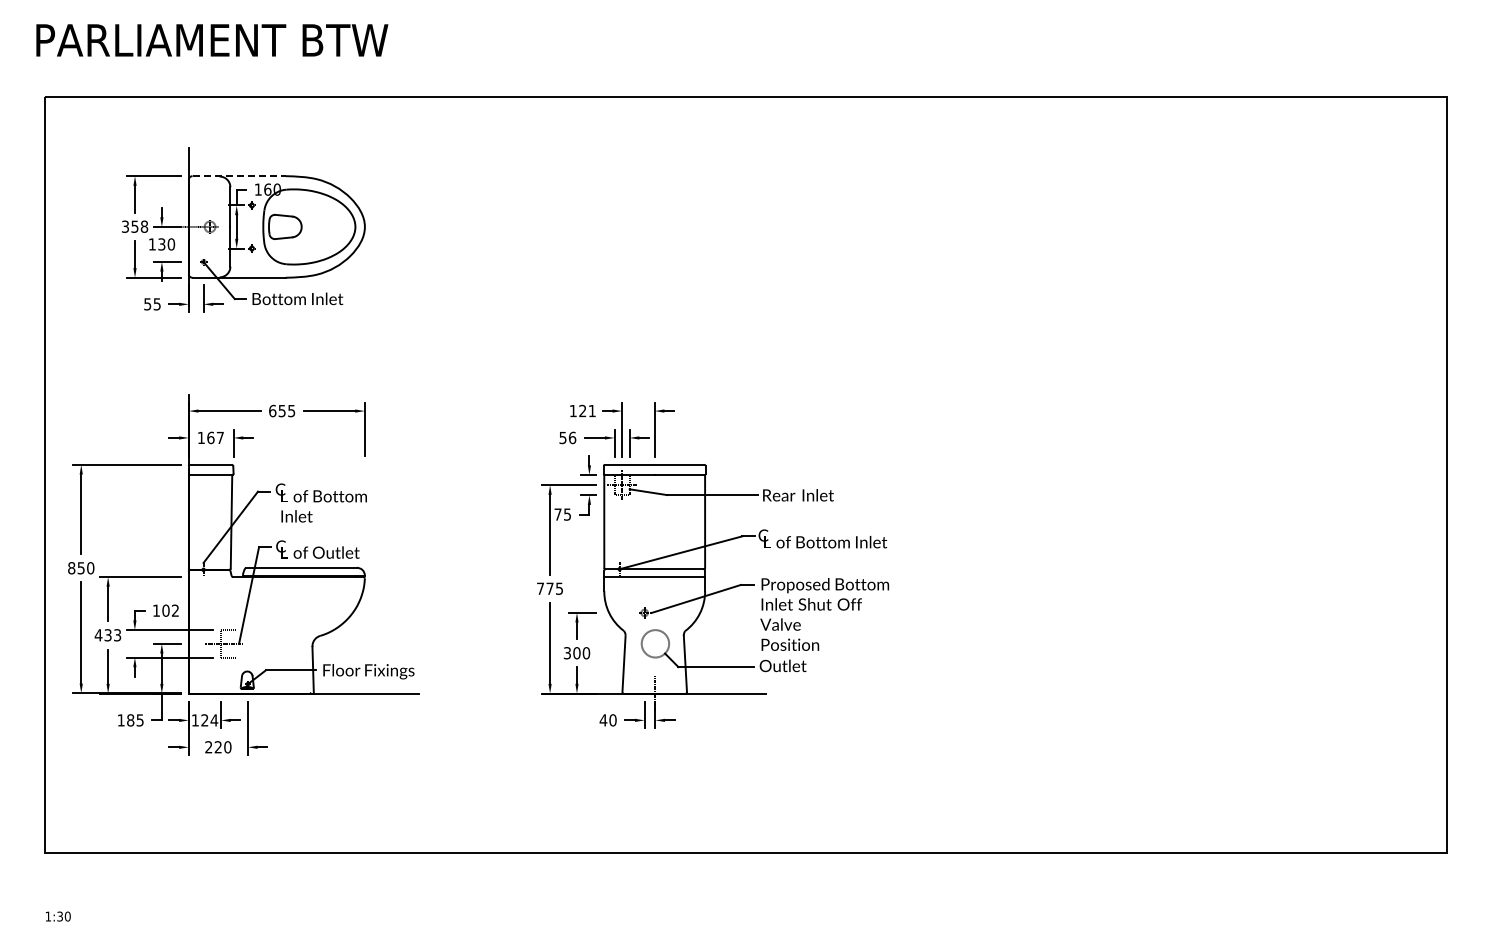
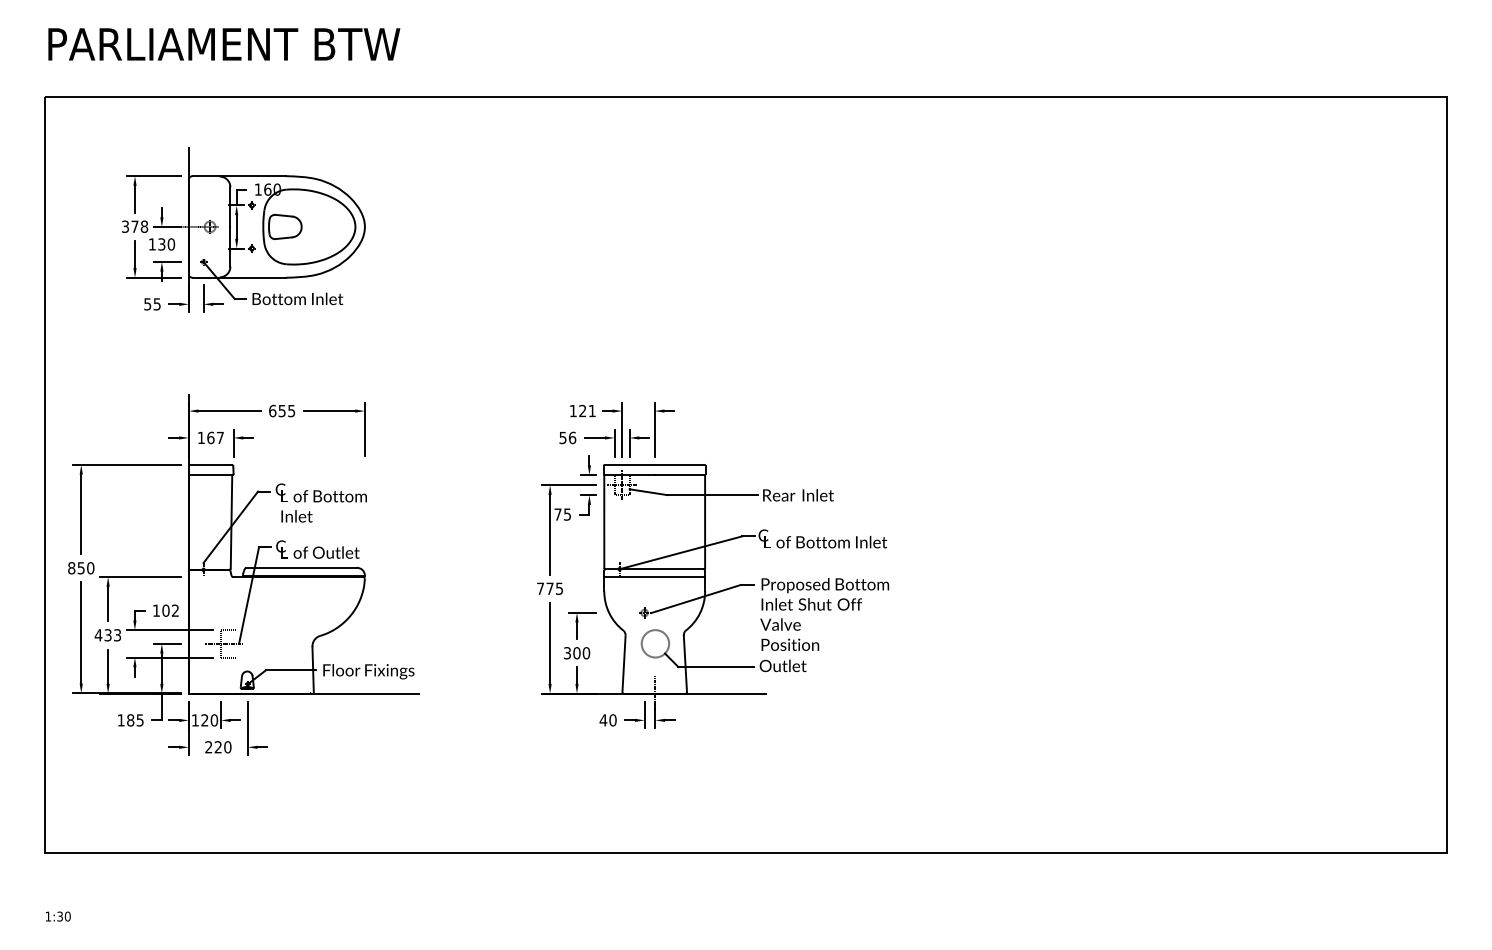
text position: (212, 40) -> (224, 44) (224, 44)
line: dashed -> solid (239, 176)
text: 358 -> 378 (134, 226)
text: 124 -> 120 (214, 720)
